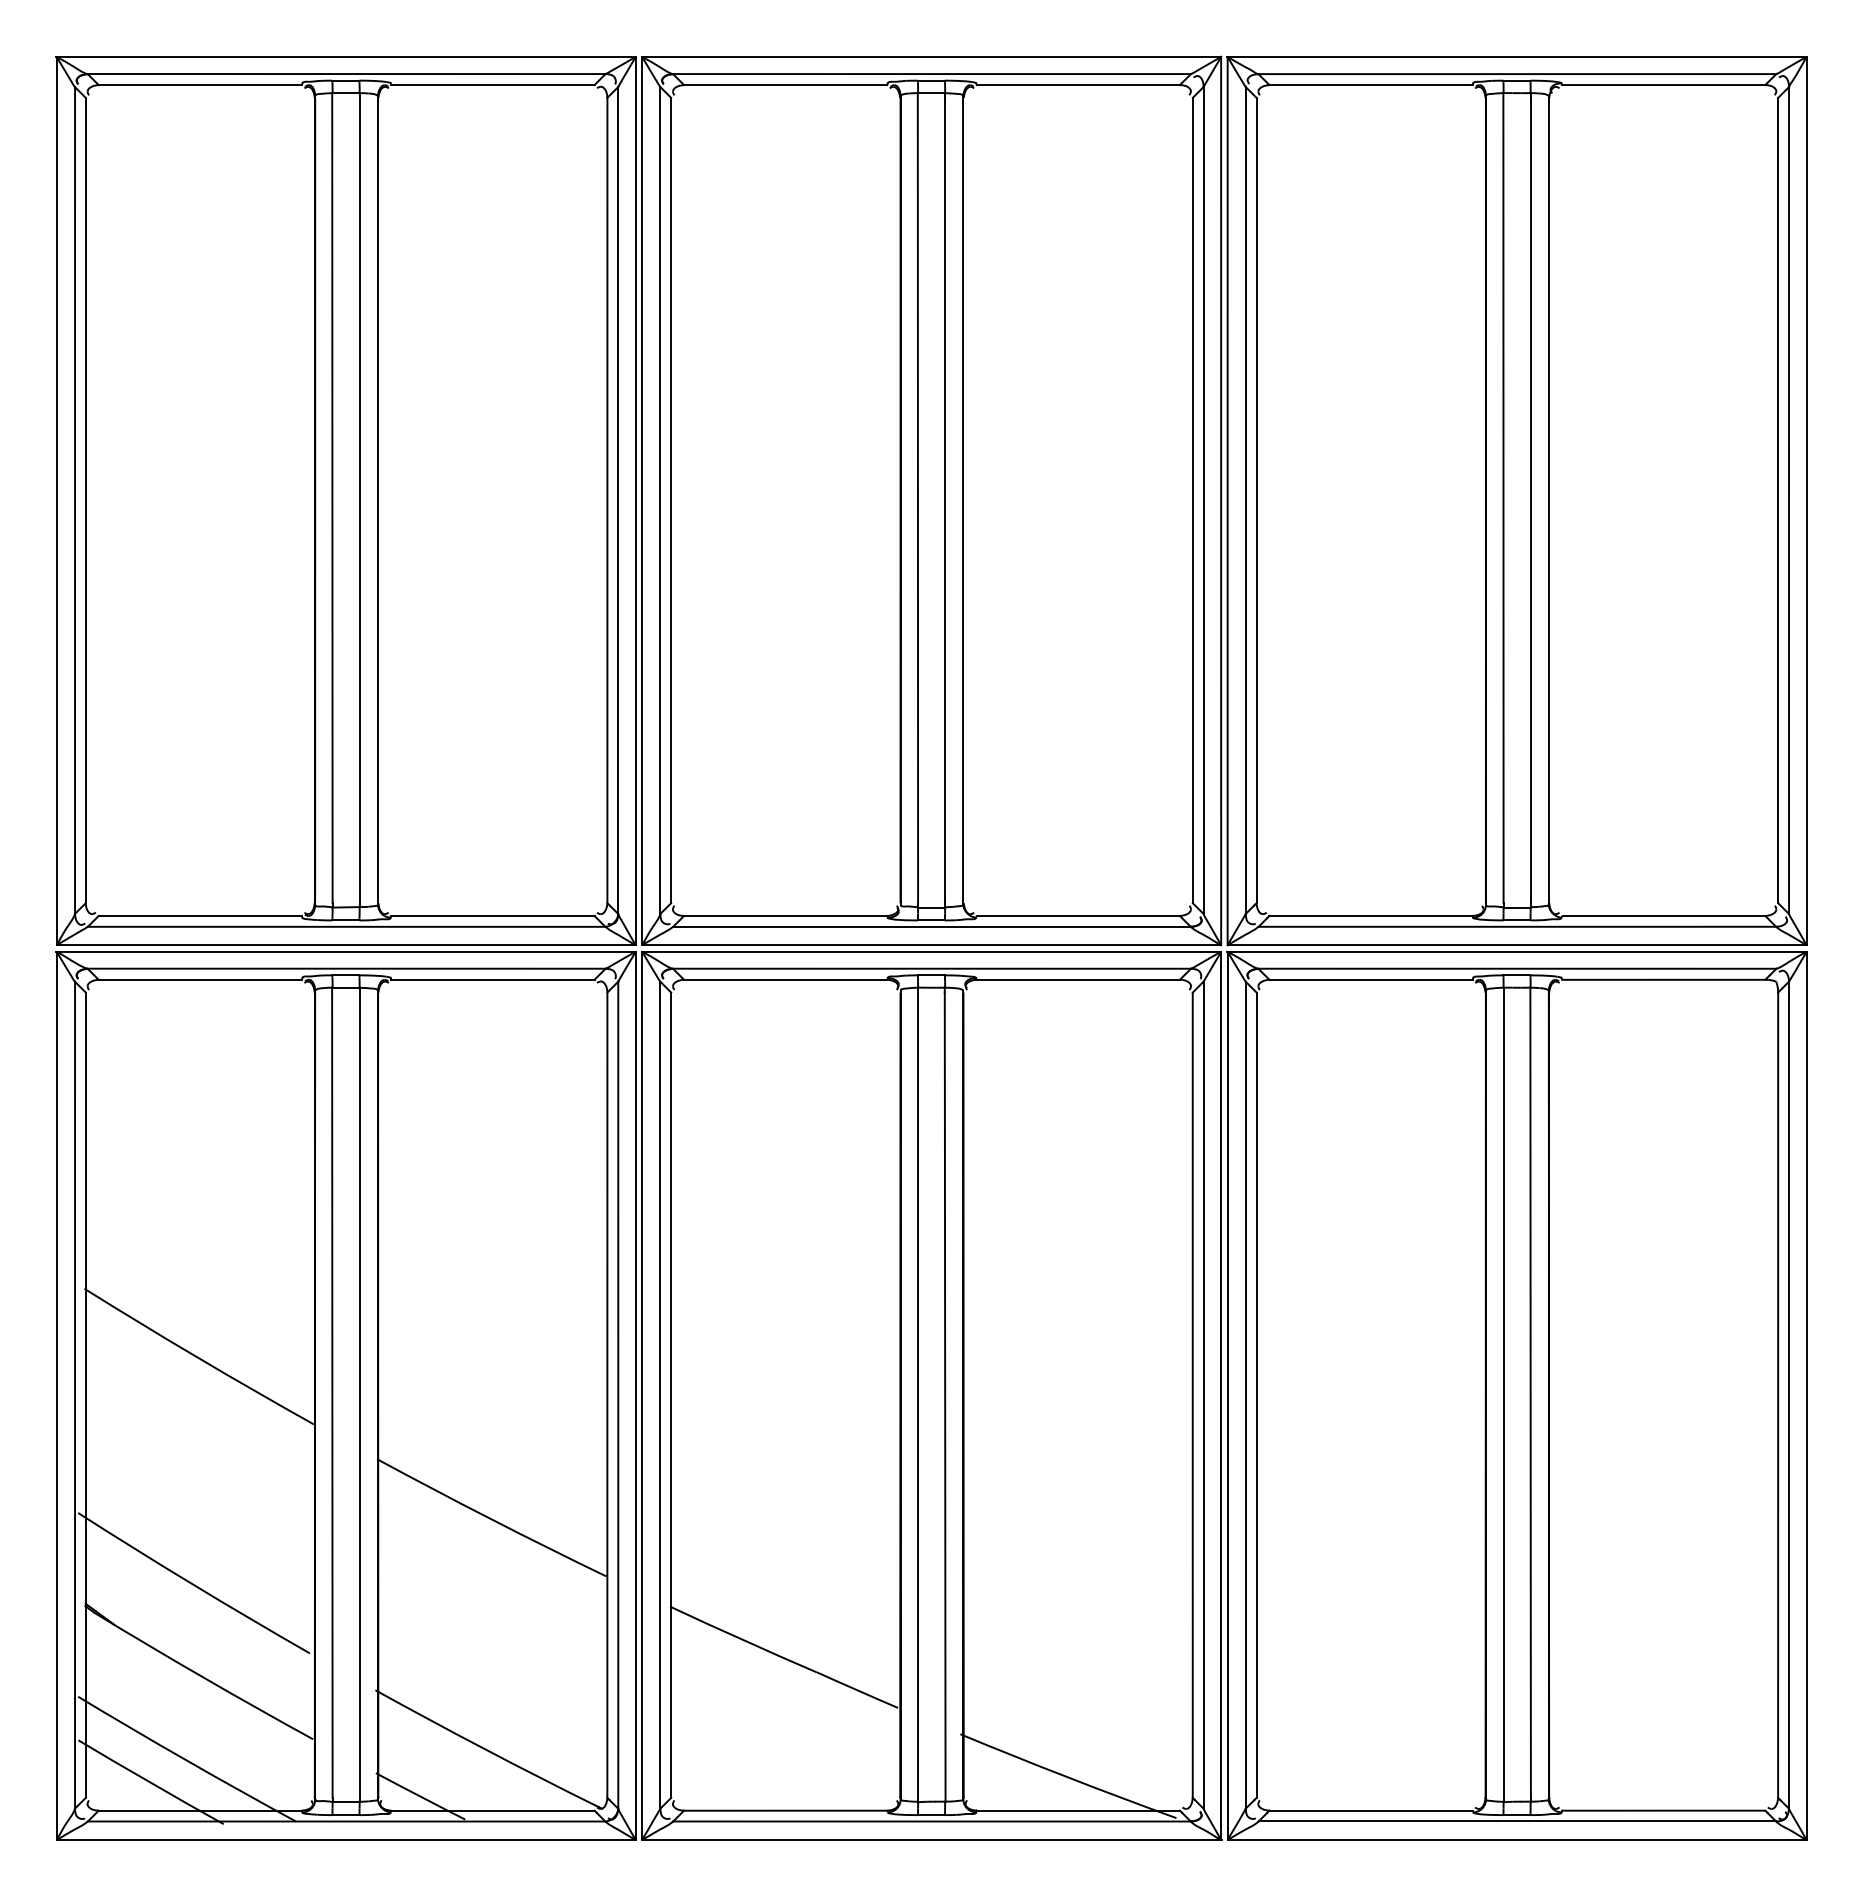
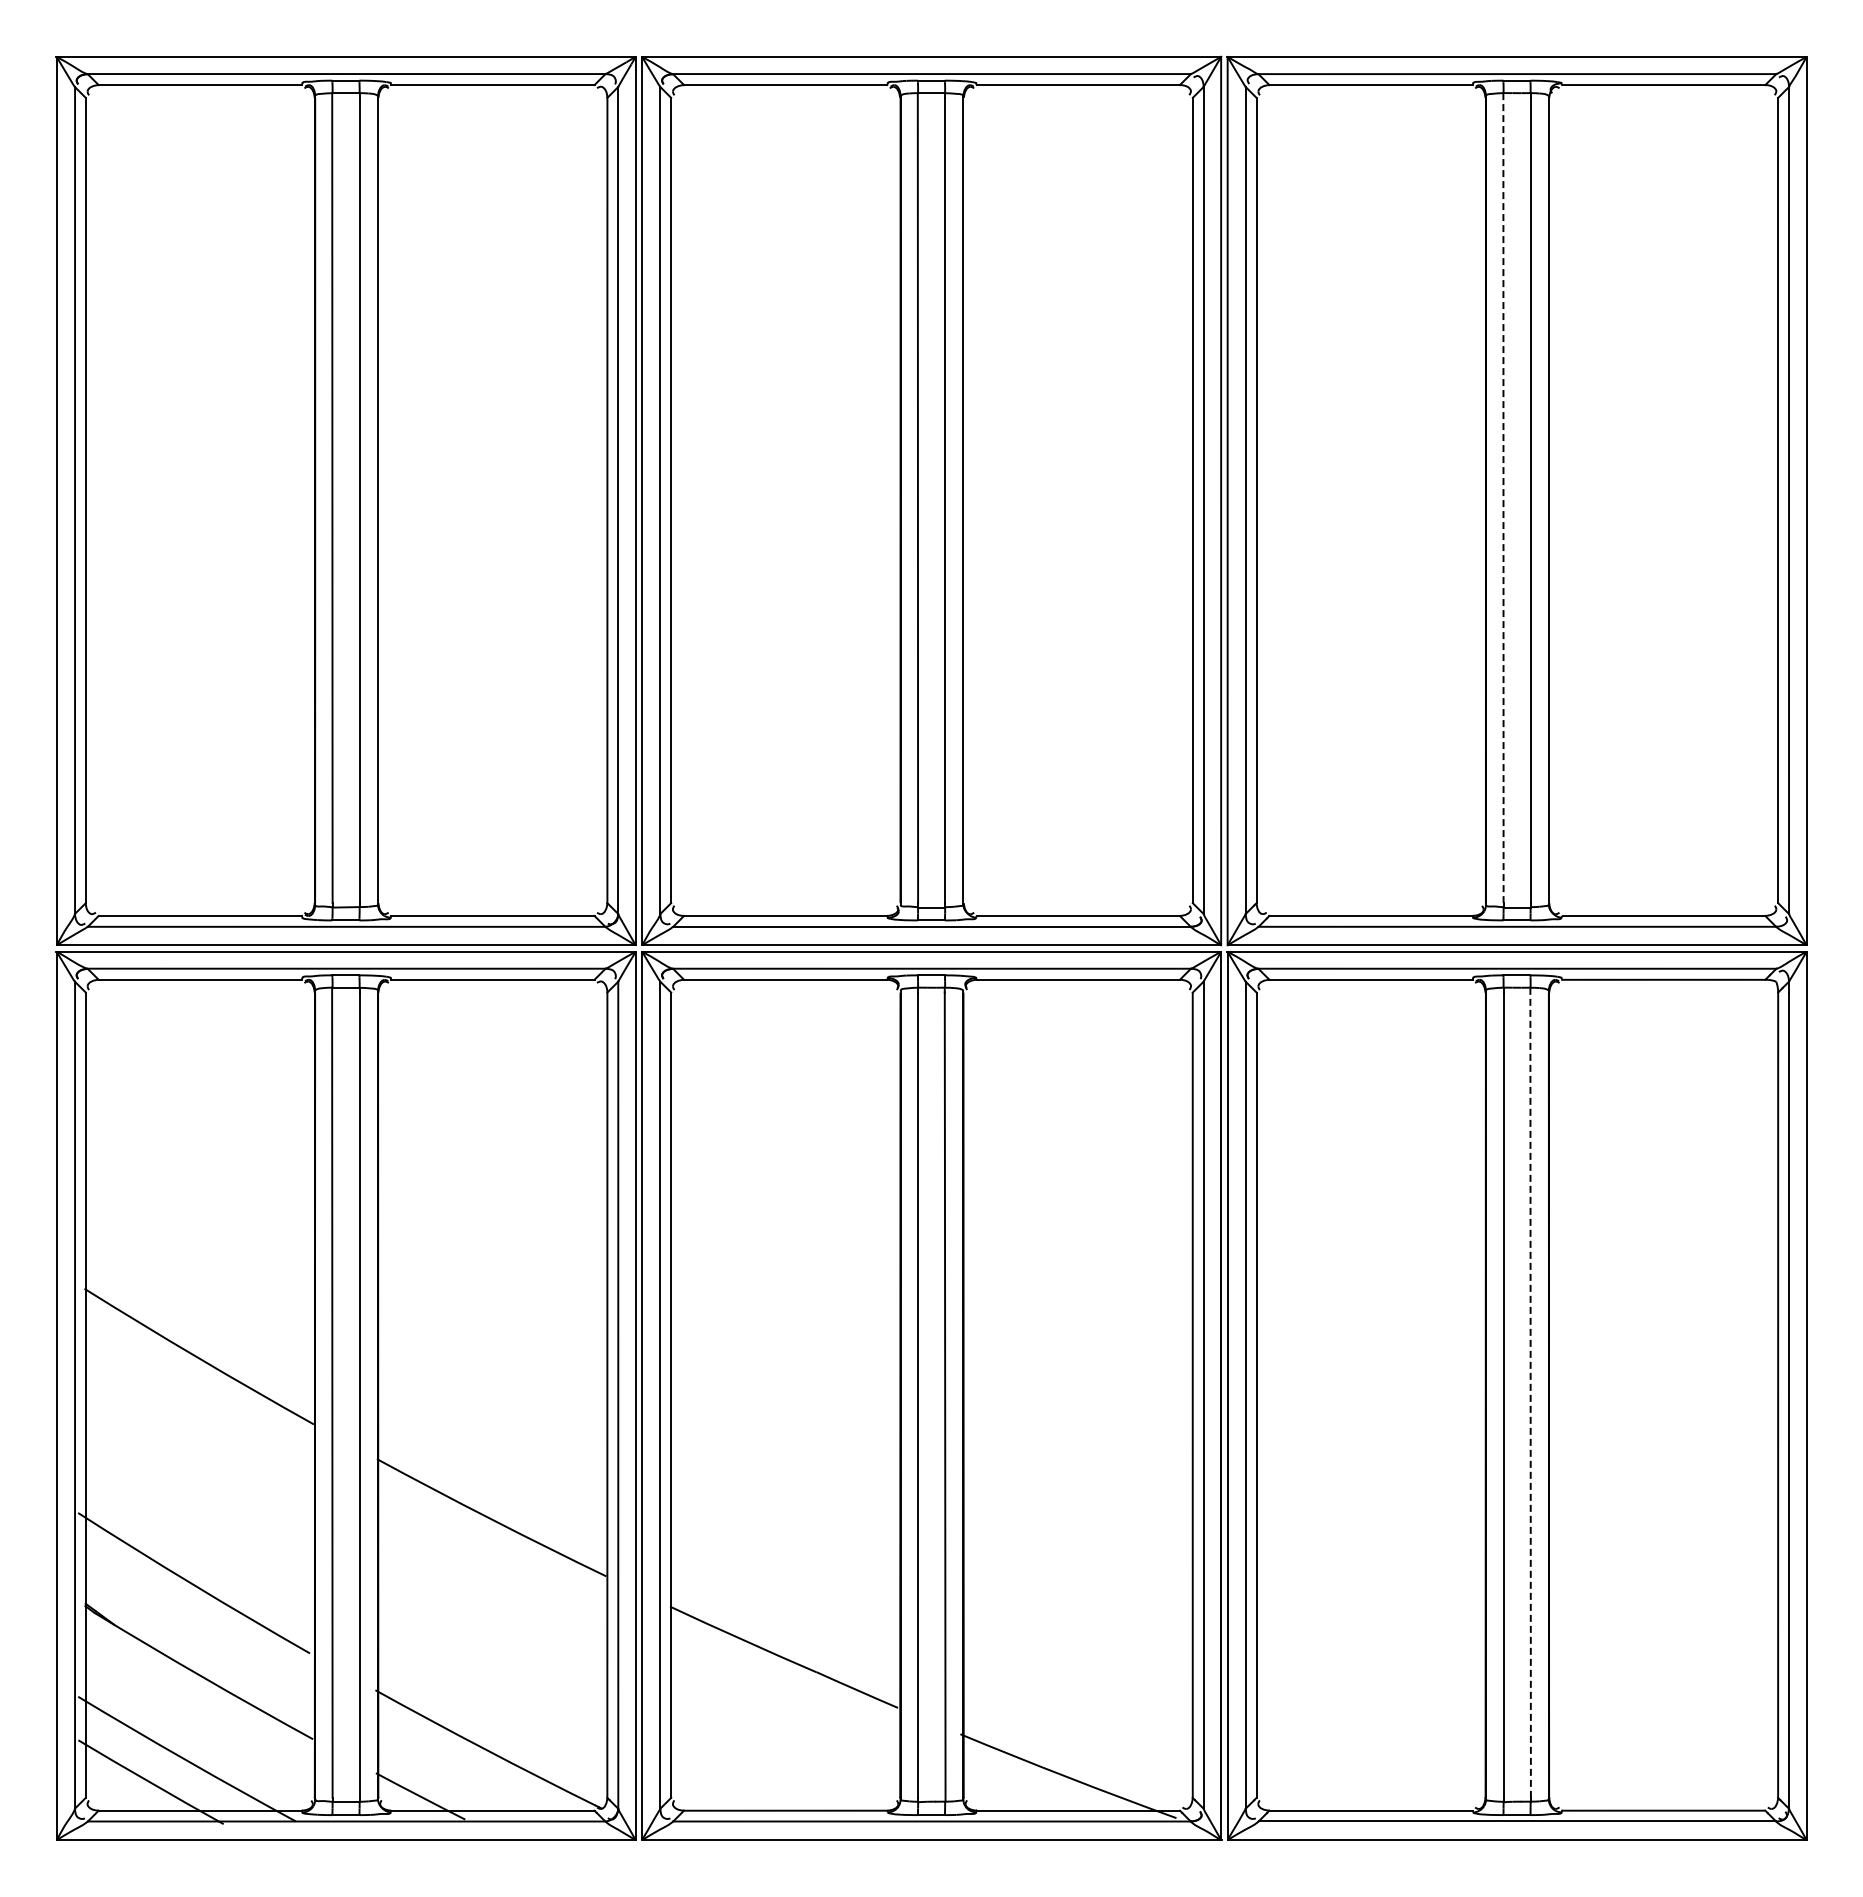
line: solid -> dashed (1503, 498)
line: solid -> dashed (1530, 1392)
